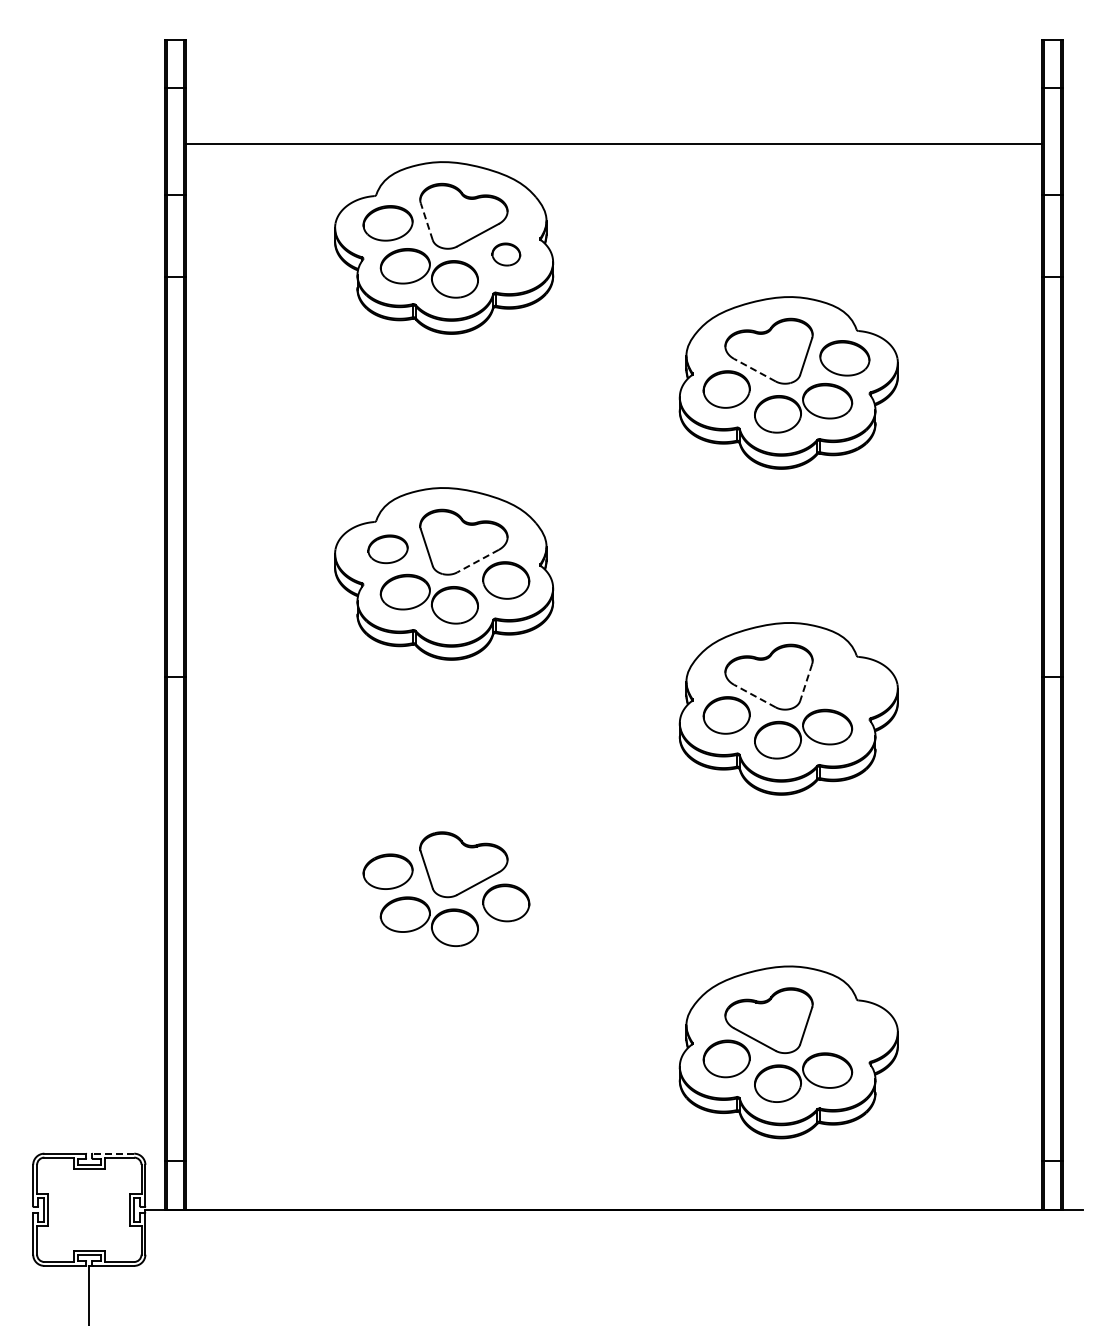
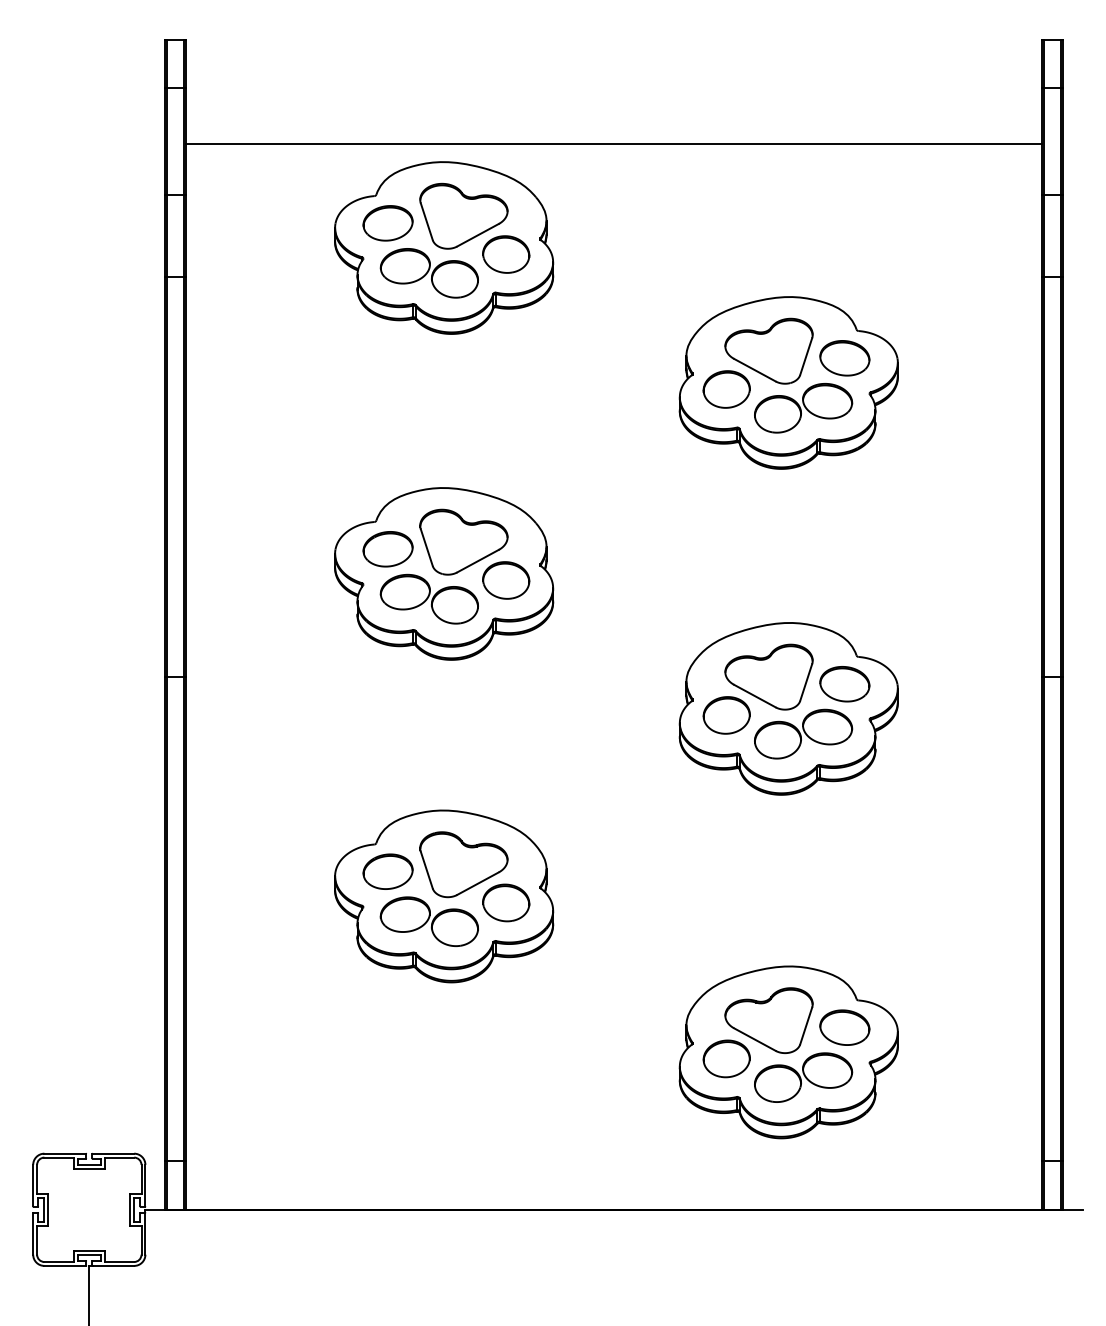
line: dashed -> solid (426, 221)
part size: 31x25 px -> 49x39 px (506, 254)
line: dashed -> solid (754, 370)
part size: 42x31 px -> 52x37 px (387, 549)
line: dashed -> solid (478, 561)
line: dashed -> solid (806, 683)
part: none -> present (844, 684)
line: dashed -> solid (754, 696)
part: none -> present (444, 896)
part: none -> present (844, 1027)
line: dashed -> solid (113, 1153)
